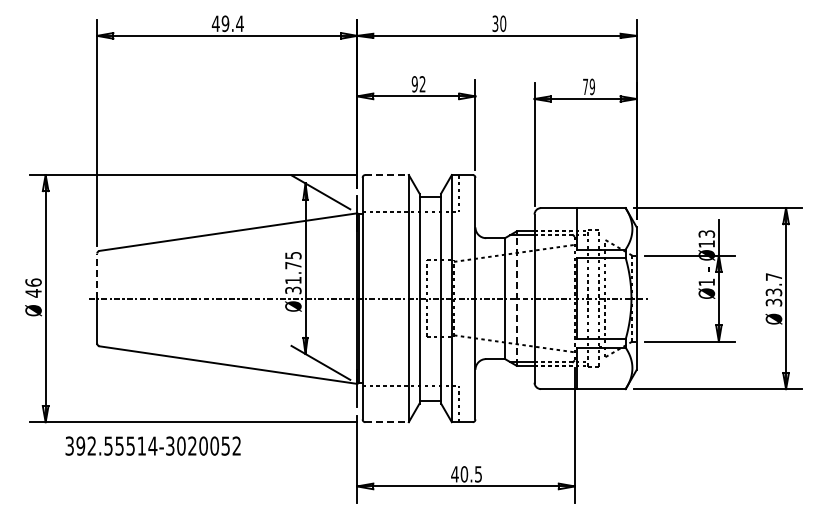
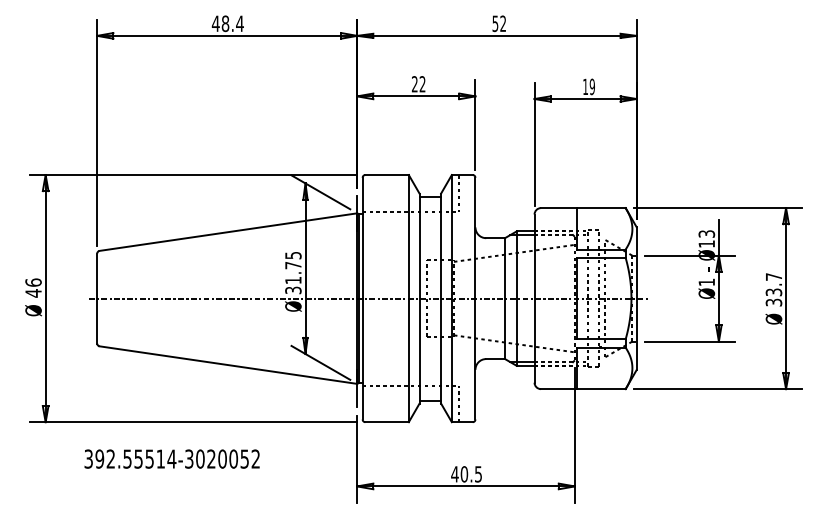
text: 49.4 -> 48.4 (225, 23)
text: 30 -> 52 (499, 23)
text: 92 -> 22 (414, 84)
text: 79 -> 19 (585, 86)
line: dashed -> solid (387, 175)
line: dashed -> solid (97, 276)
line: dashed -> solid (516, 298)
line: dashed -> solid (387, 422)
text position: (152, 445) -> (171, 458) (171, 458)
